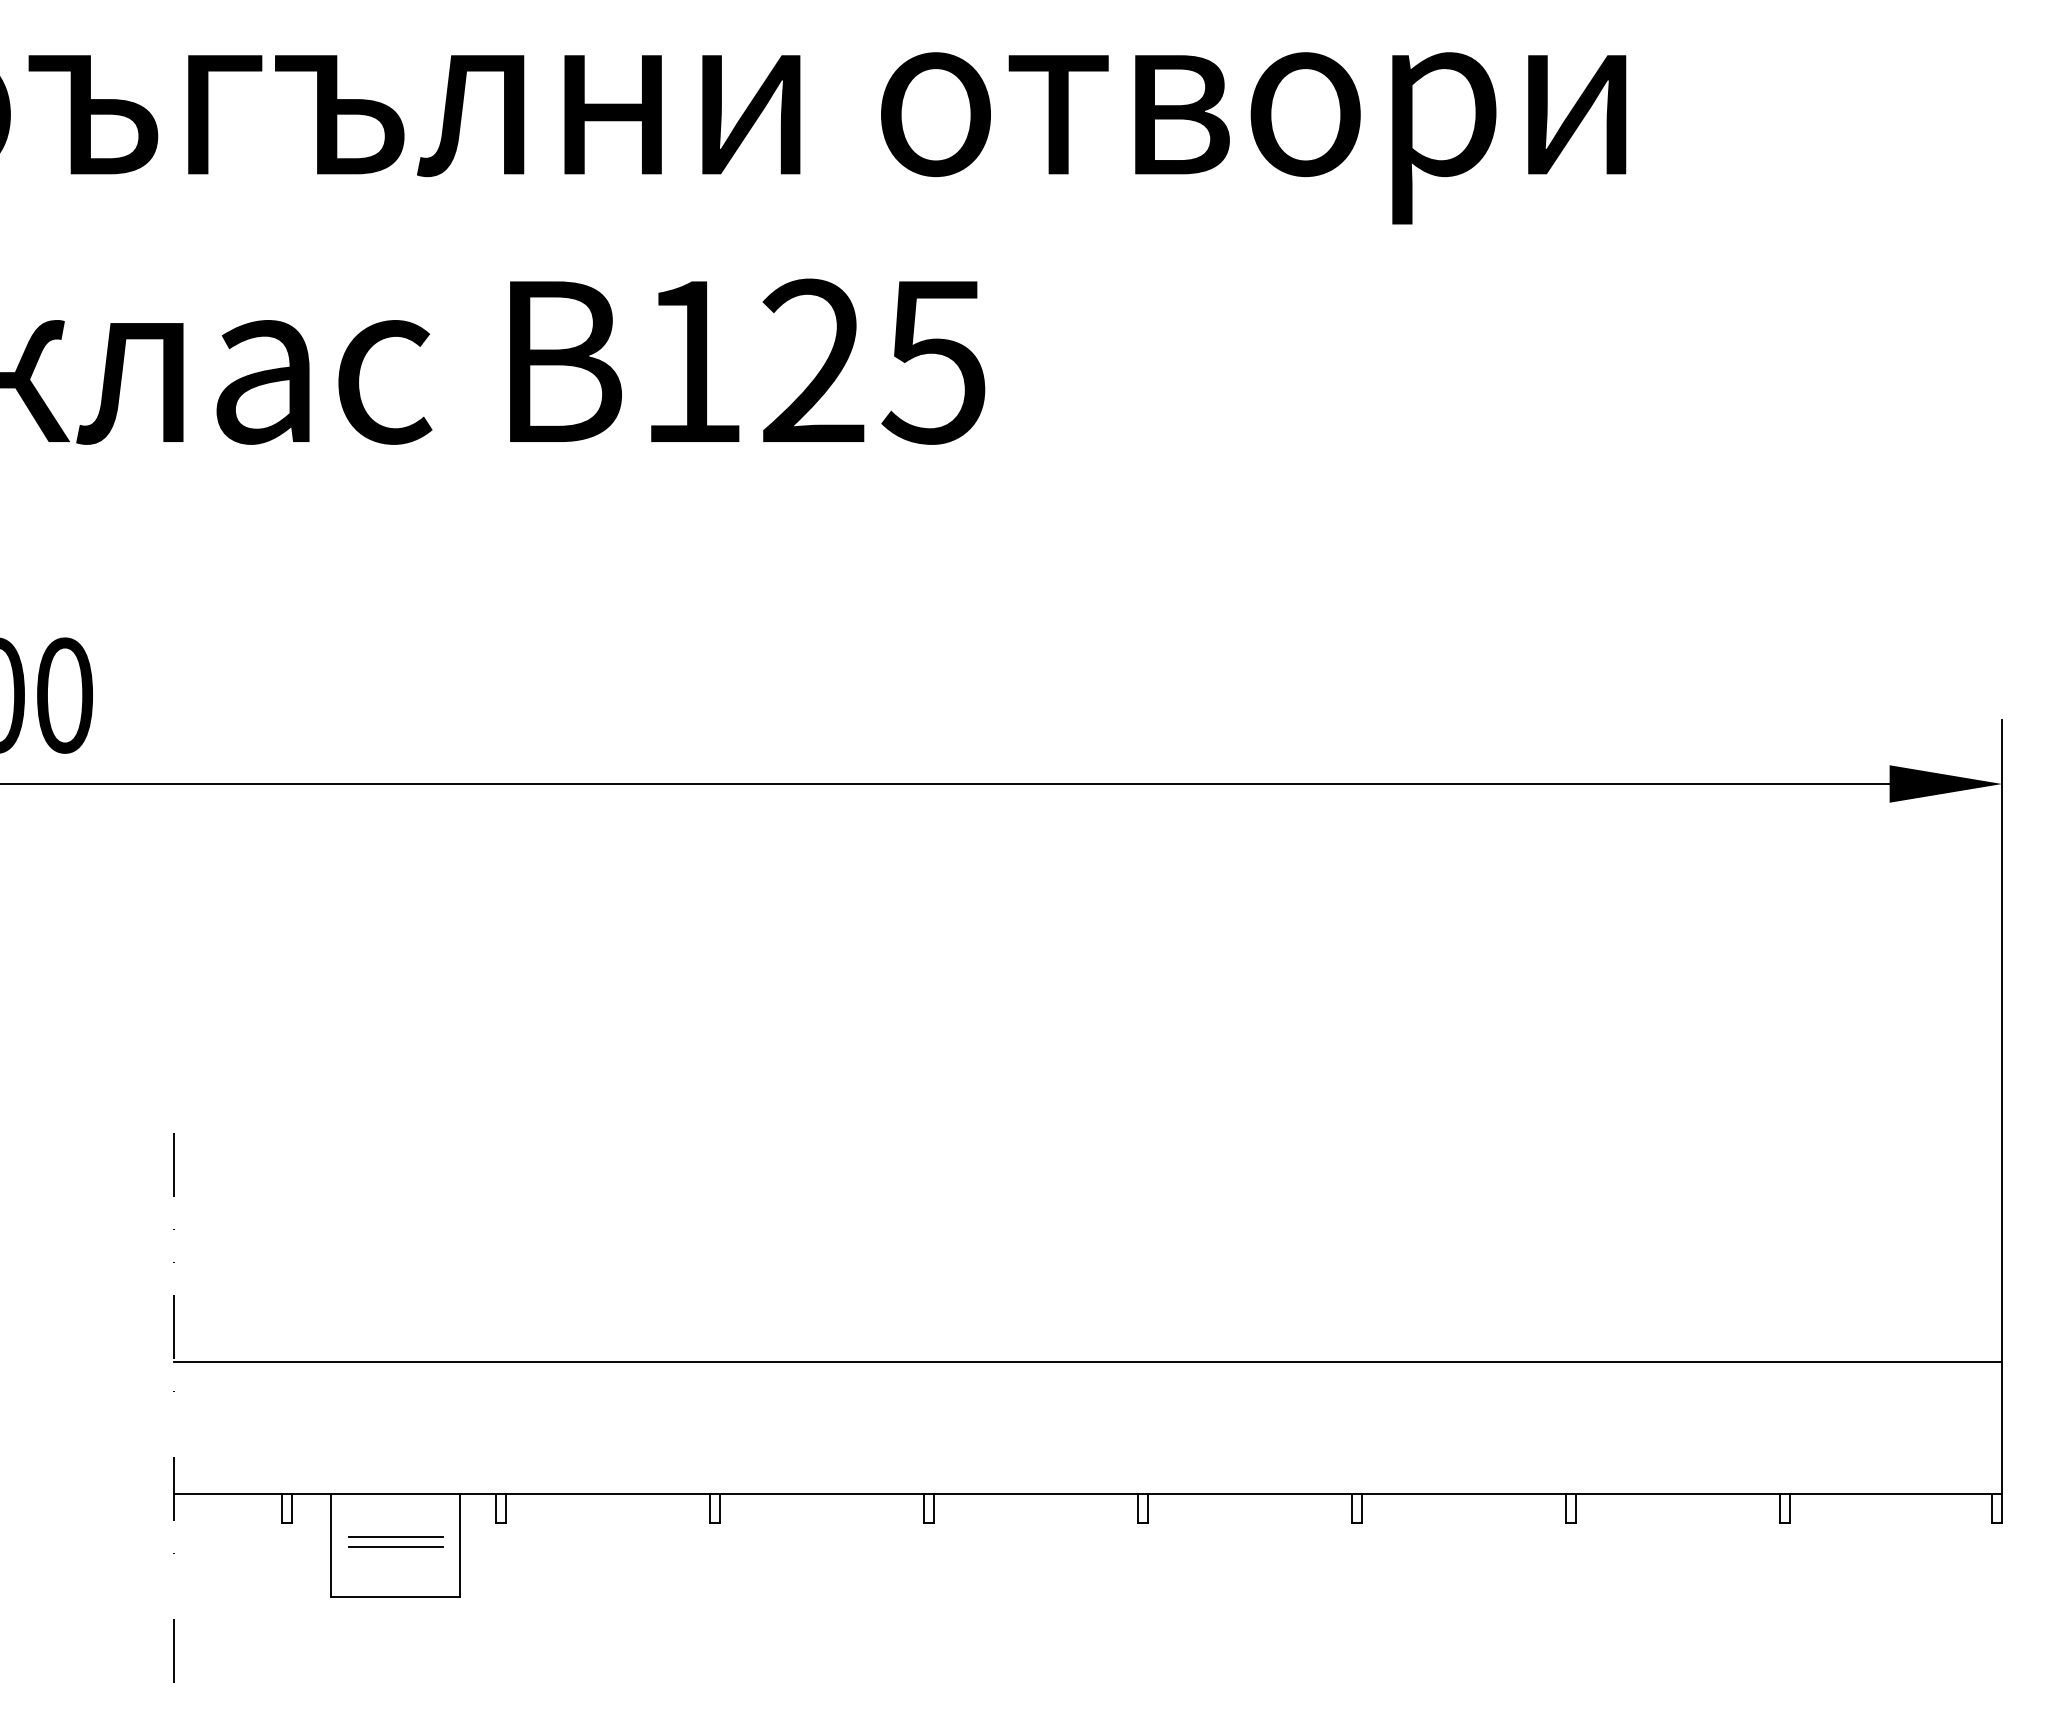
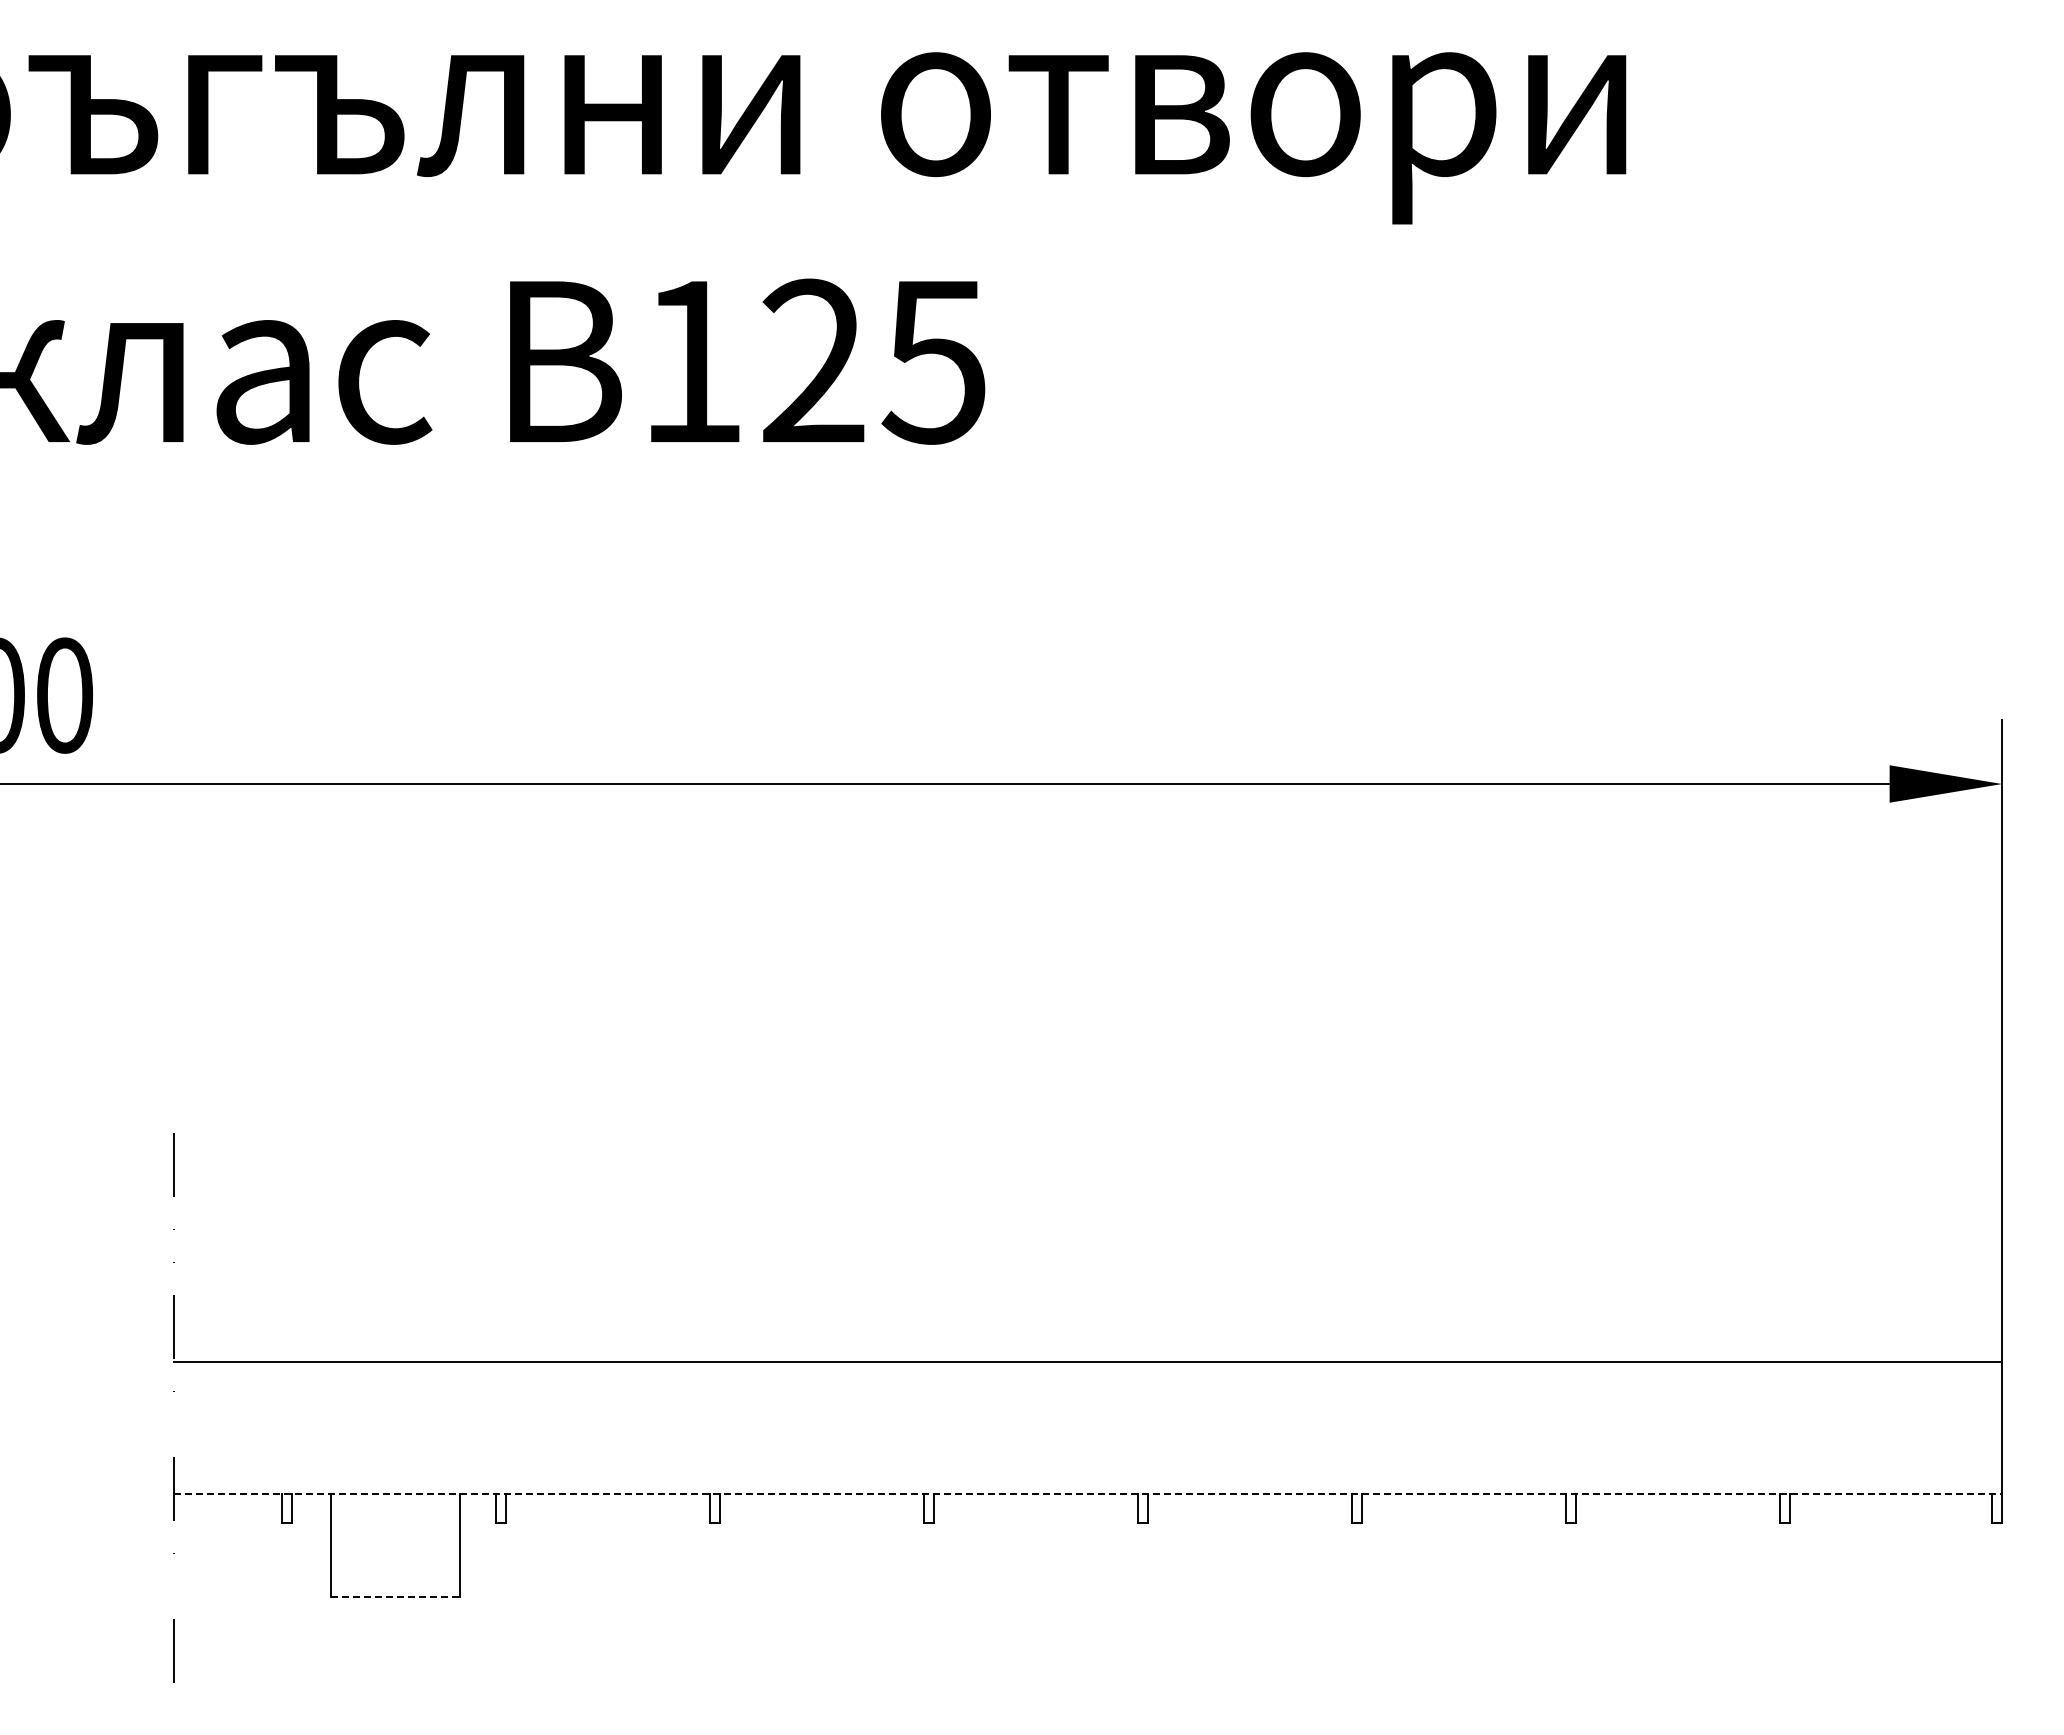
line: solid -> dashed (1088, 1493)
line: present -> none (395, 1536)
line: present -> none (395, 1546)
line: solid -> dashed (396, 1596)
